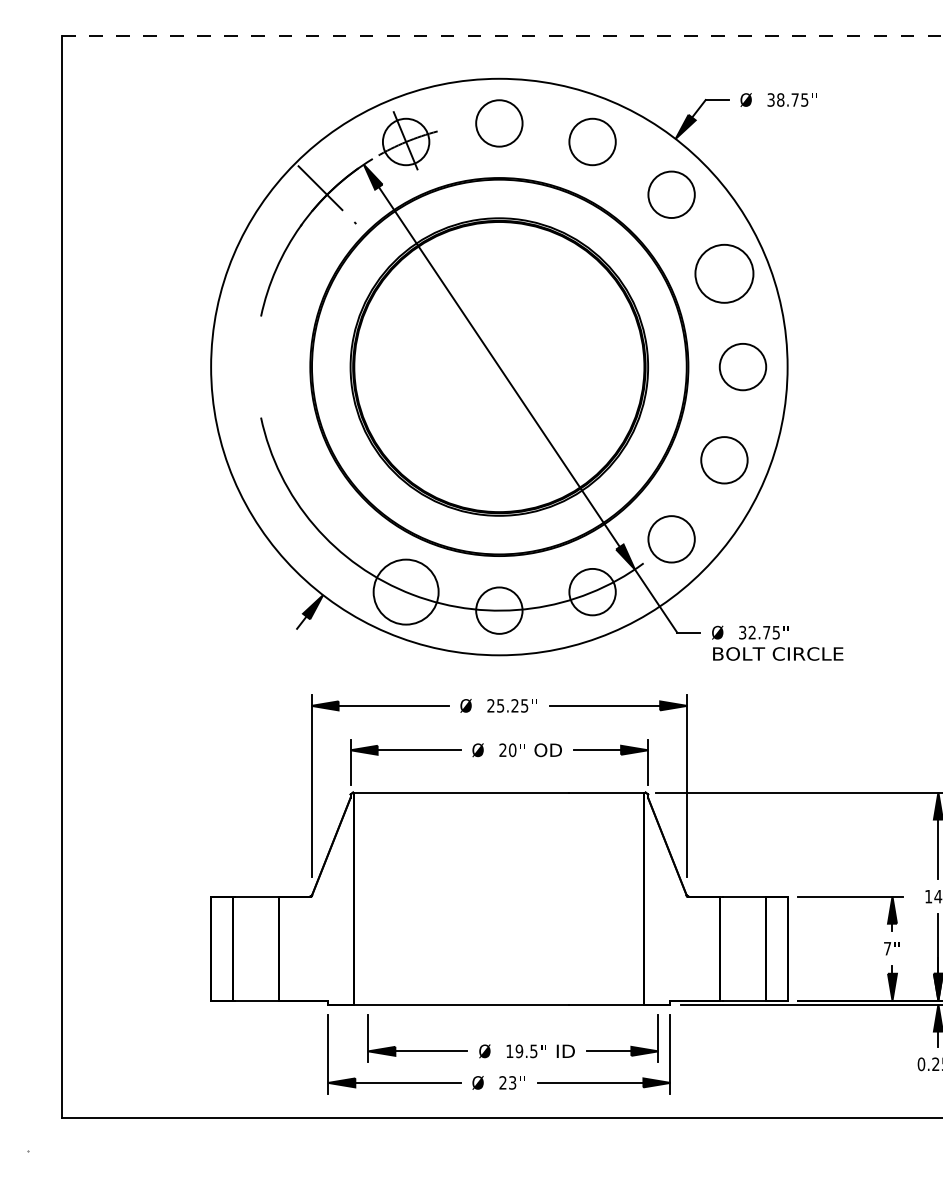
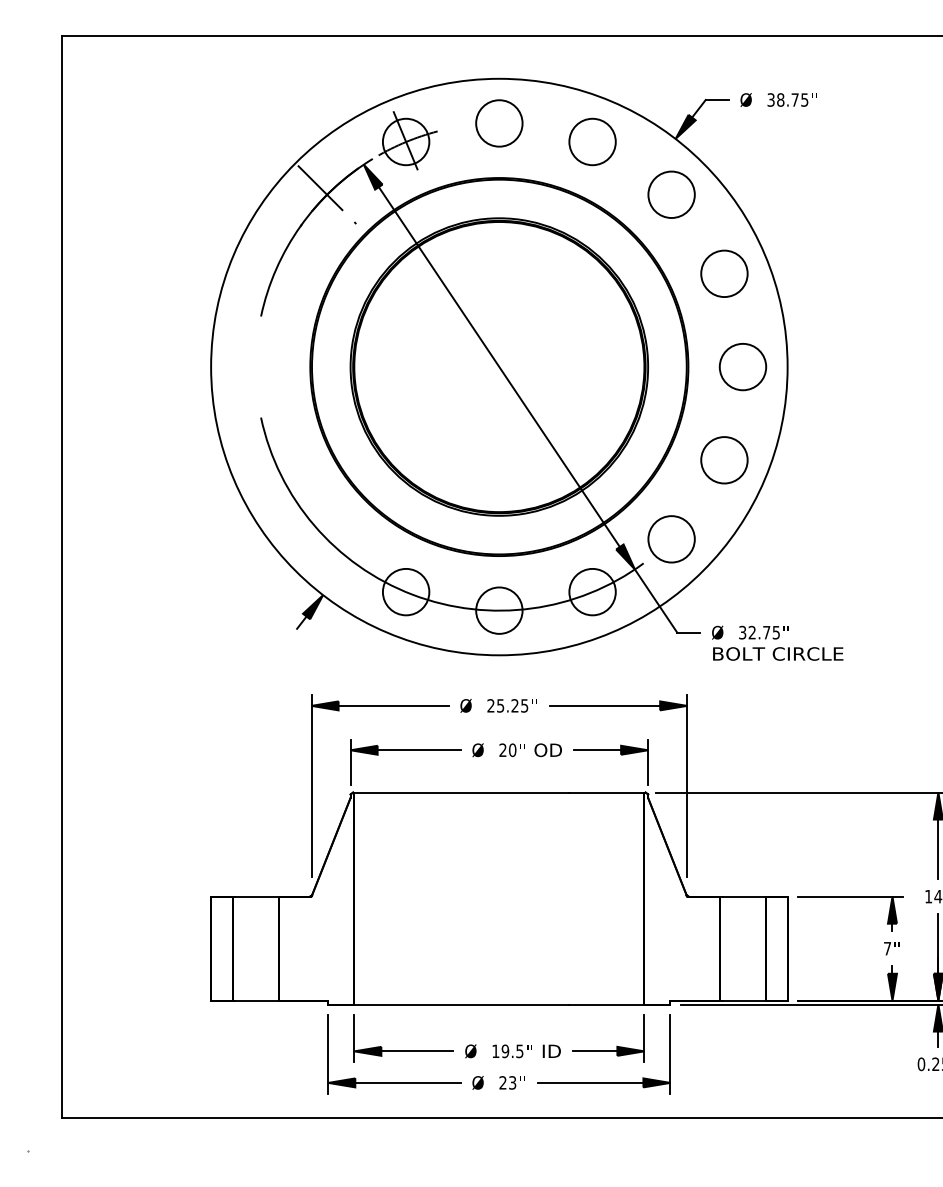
line: dashed -> solid (502, 35)
circle diameter: 58 px -> 46 px (724, 273)
circle diameter: 65 px -> 46 px (405, 591)
part position: (510, 1044) -> (496, 1044) (496, 1044)
